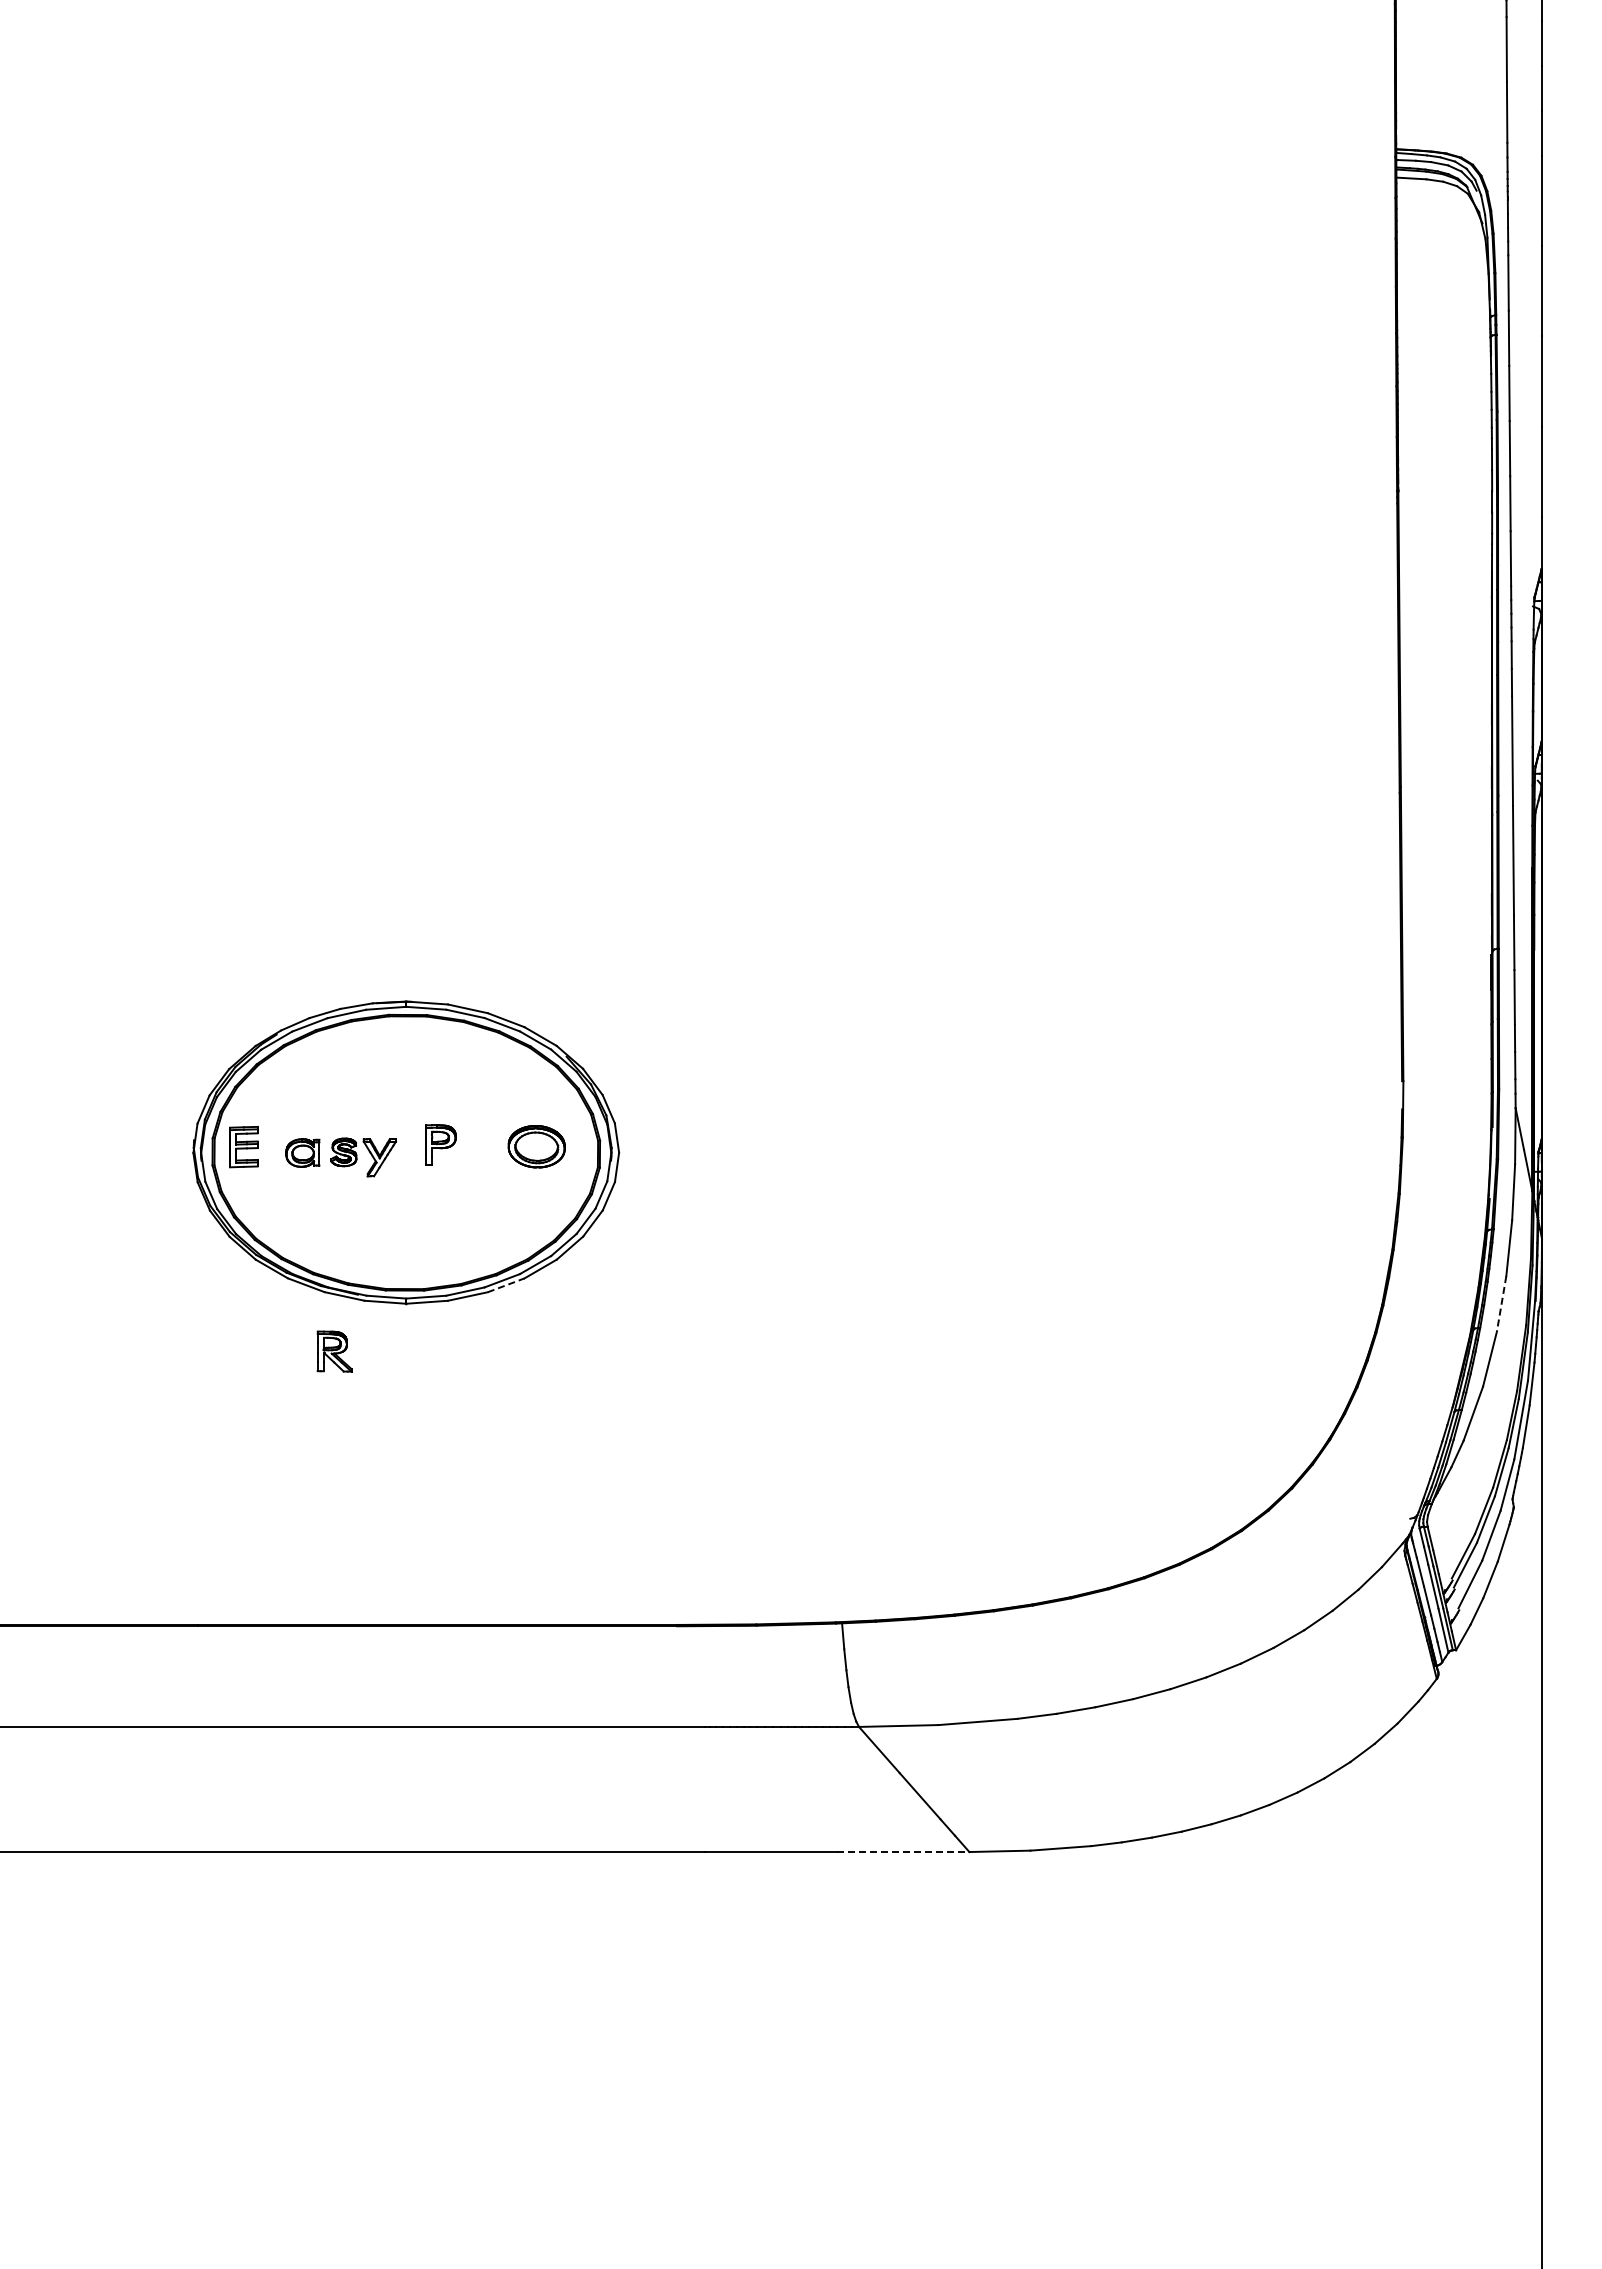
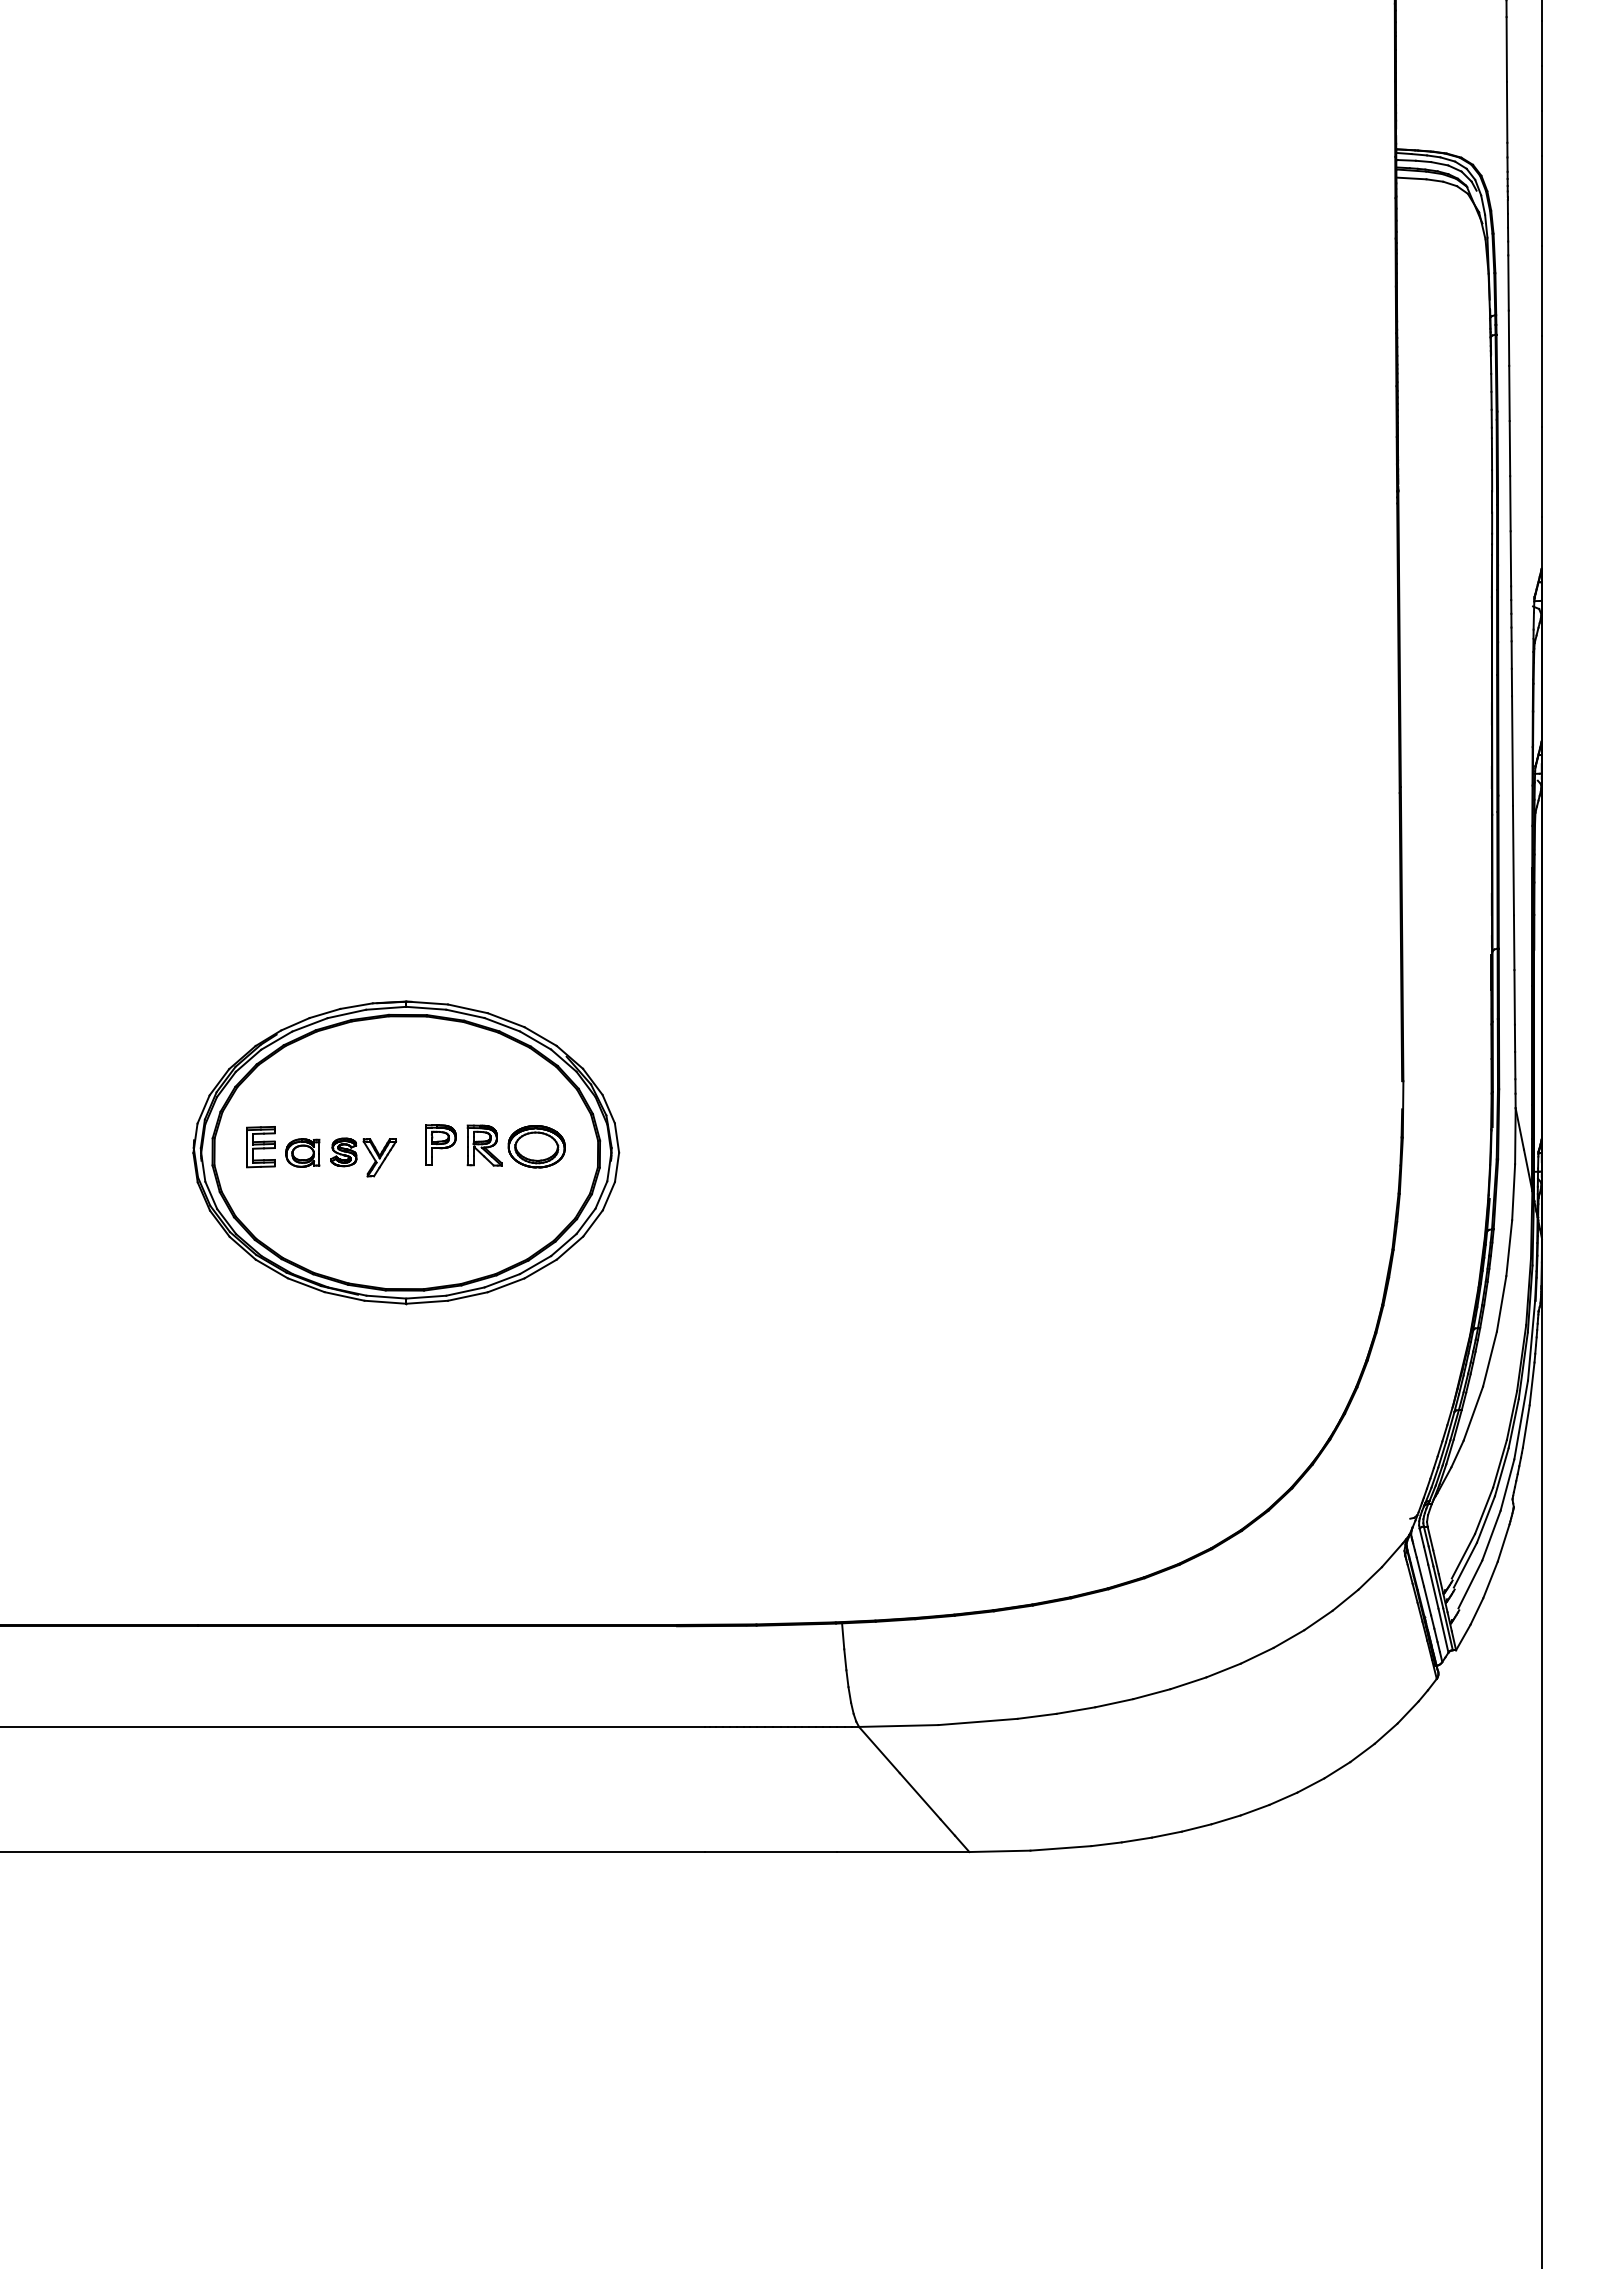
part position: (243, 1147) -> (260, 1147) (260, 1147)
line: dashed -> solid (506, 1285)
line: dashed -> solid (1501, 1304)
part position: (334, 1351) -> (484, 1145) (484, 1145)
line: dashed -> solid (903, 1852)
